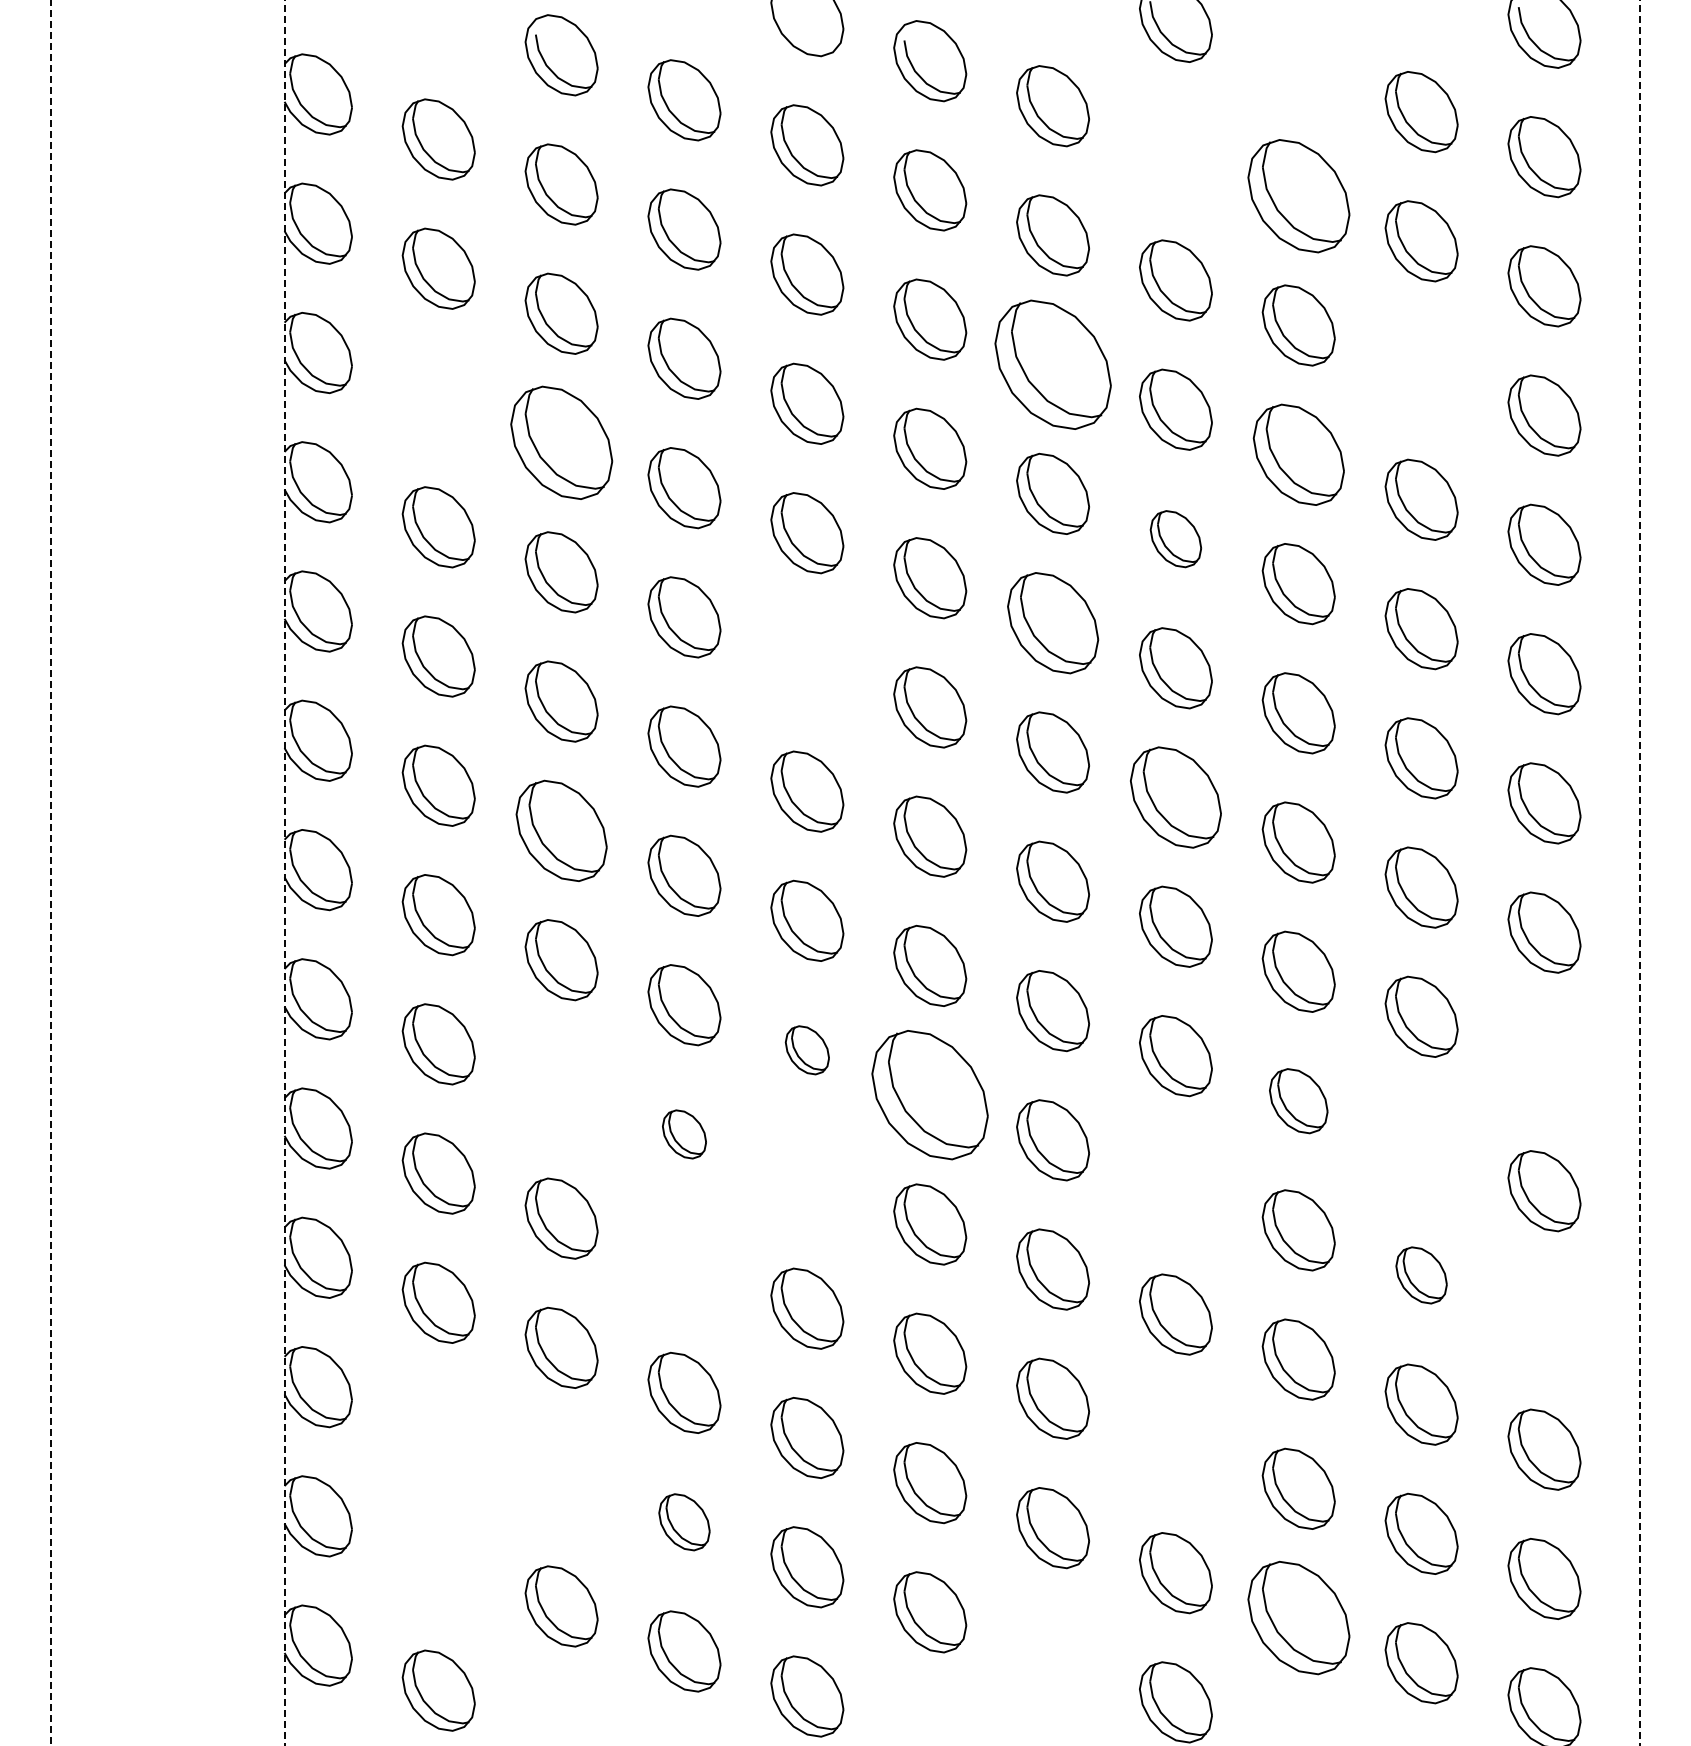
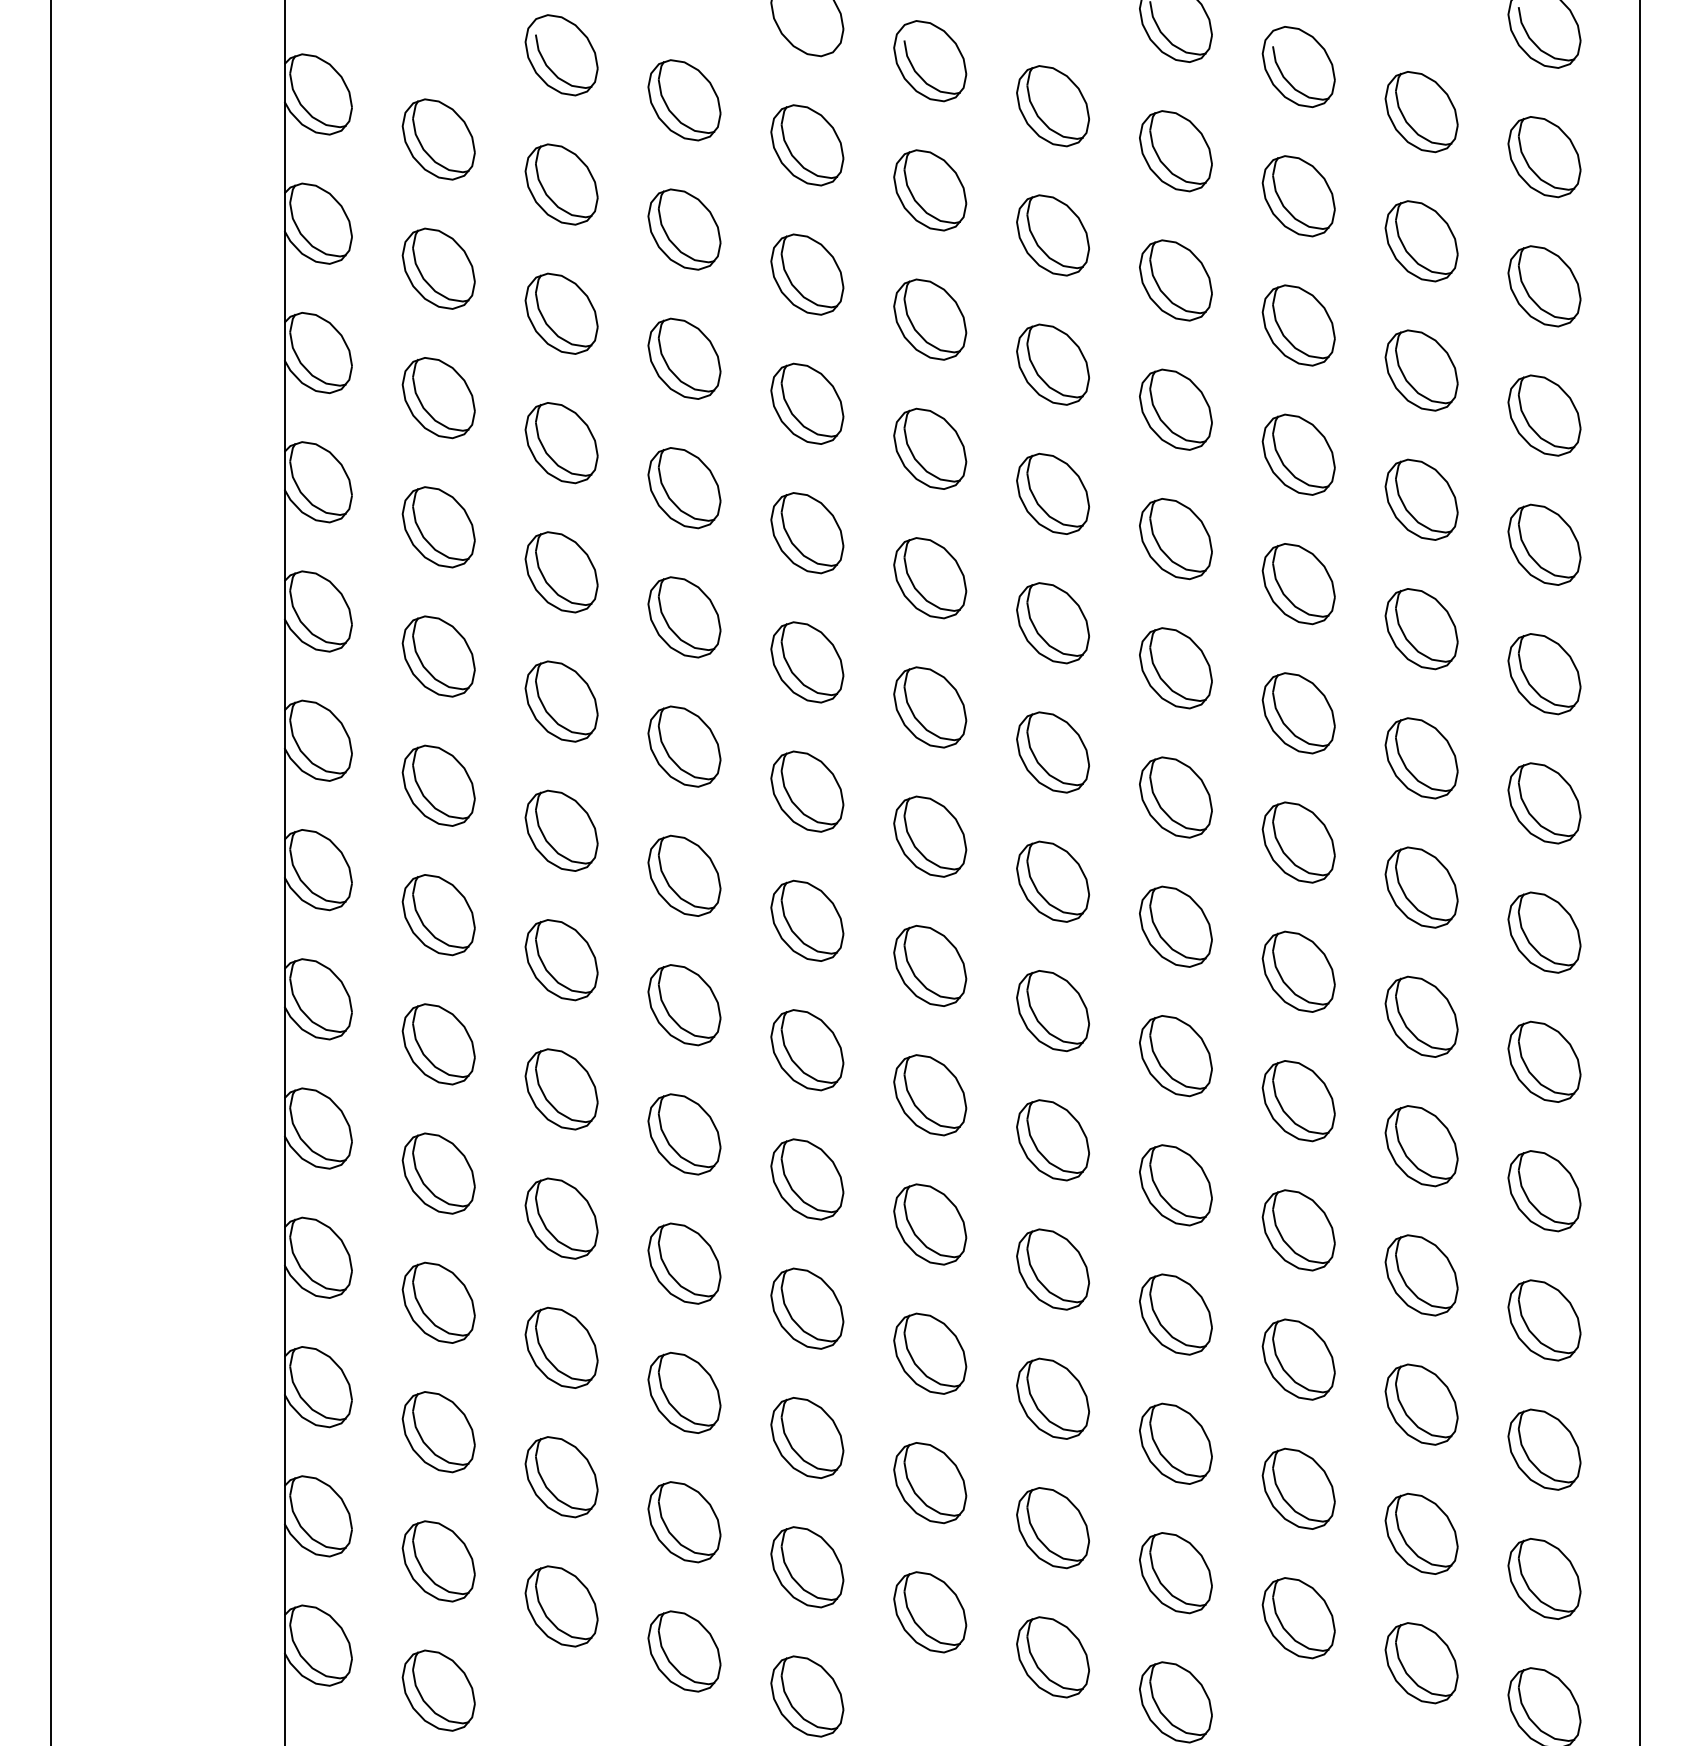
part: none -> present (1298, 67)
part: none -> present (1175, 151)
part size: 104x115 px -> 75x83 px (1298, 196)
part size: 118x131 px -> 74x83 px (1052, 364)
part: none -> present (1421, 370)
part: none -> present (438, 398)
part size: 104x115 px -> 75x83 px (561, 443)
part size: 93x103 px -> 75x83 px (1298, 454)
part size: 54x59 px -> 74x83 px (1175, 539)
part size: 93x103 px -> 74x83 px (1052, 623)
part: none -> present (807, 662)
part size: 92x103 px -> 74x83 px (1175, 797)
part size: 93x103 px -> 75x83 px (561, 830)
line: dashed -> solid (284, 871)
line: dashed -> solid (1640, 872)
line: dashed -> solid (50, 874)
part size: 46x51 px -> 75x83 px (807, 1050)
part: none -> present (1544, 1061)
part: none -> present (561, 1089)
part size: 118x131 px -> 75x83 px (930, 1095)
part size: 60x67 px -> 75x83 px (1298, 1101)
part size: 45x51 px -> 75x83 px (684, 1134)
part: none -> present (1421, 1146)
part: none -> present (807, 1179)
part: none -> present (1175, 1185)
part: none -> present (684, 1263)
part size: 53x59 px -> 75x83 px (1421, 1275)
part: none -> present (1544, 1320)
part: none -> present (438, 1432)
part: none -> present (1175, 1443)
part: none -> present (561, 1477)
part size: 53x59 px -> 75x83 px (684, 1522)
part: none -> present (438, 1561)
part size: 104x116 px -> 75x83 px (1298, 1618)
part: none -> present (1052, 1657)
